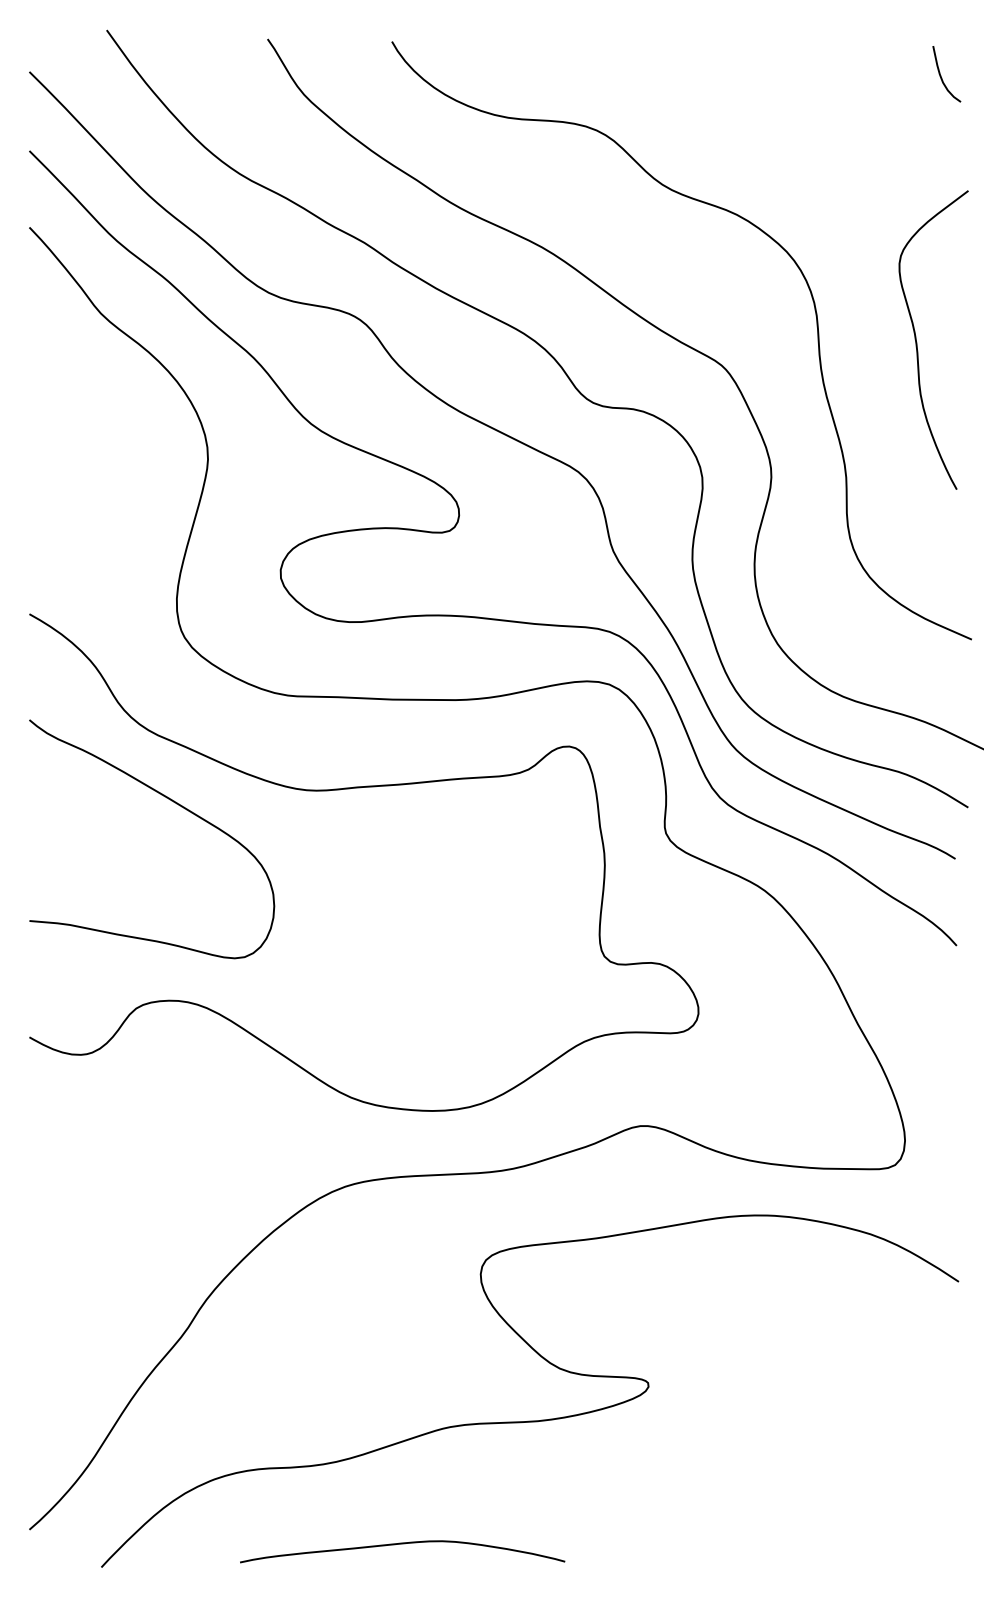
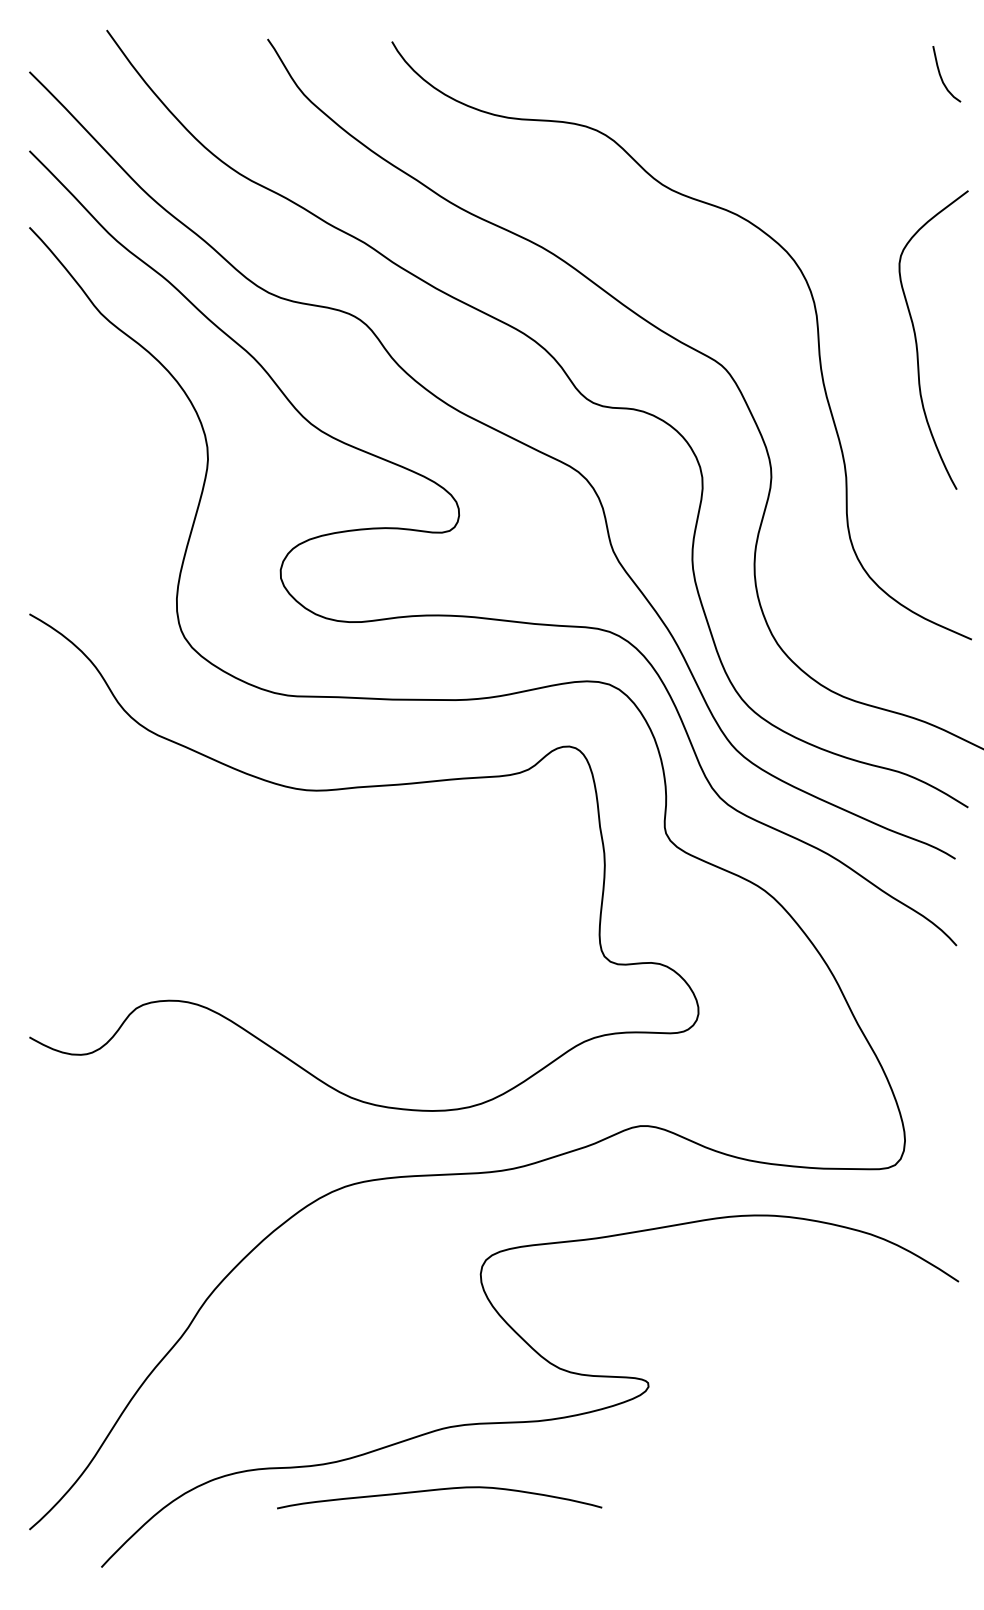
curve: present -> none (176, 804)
curve position: (402, 1544) -> (439, 1490) (439, 1490)
